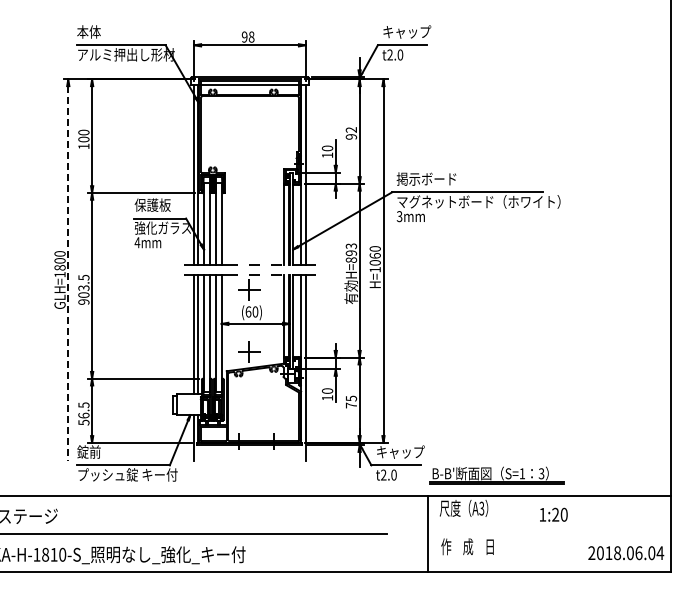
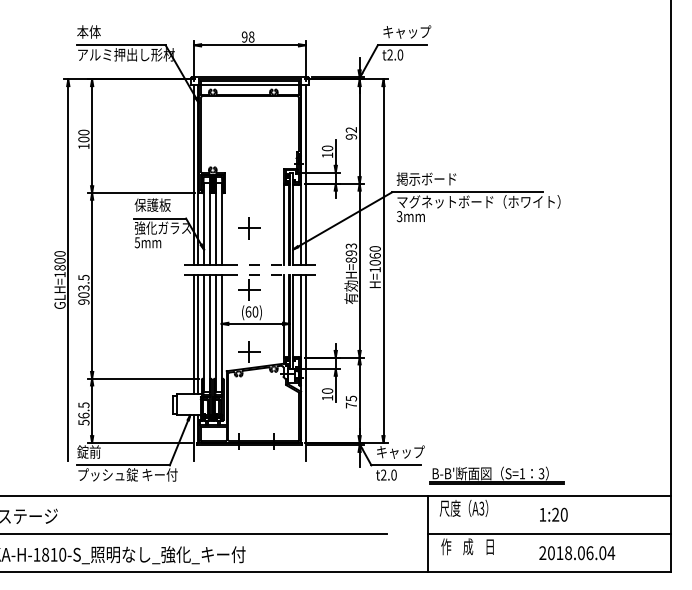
part: none -> present (249, 228)
text: 4mm -> 5mm (137, 242)
line: dashed -> solid (68, 273)
line: none -> present (549, 534)
text position: (626, 553) -> (577, 553) (577, 553)
